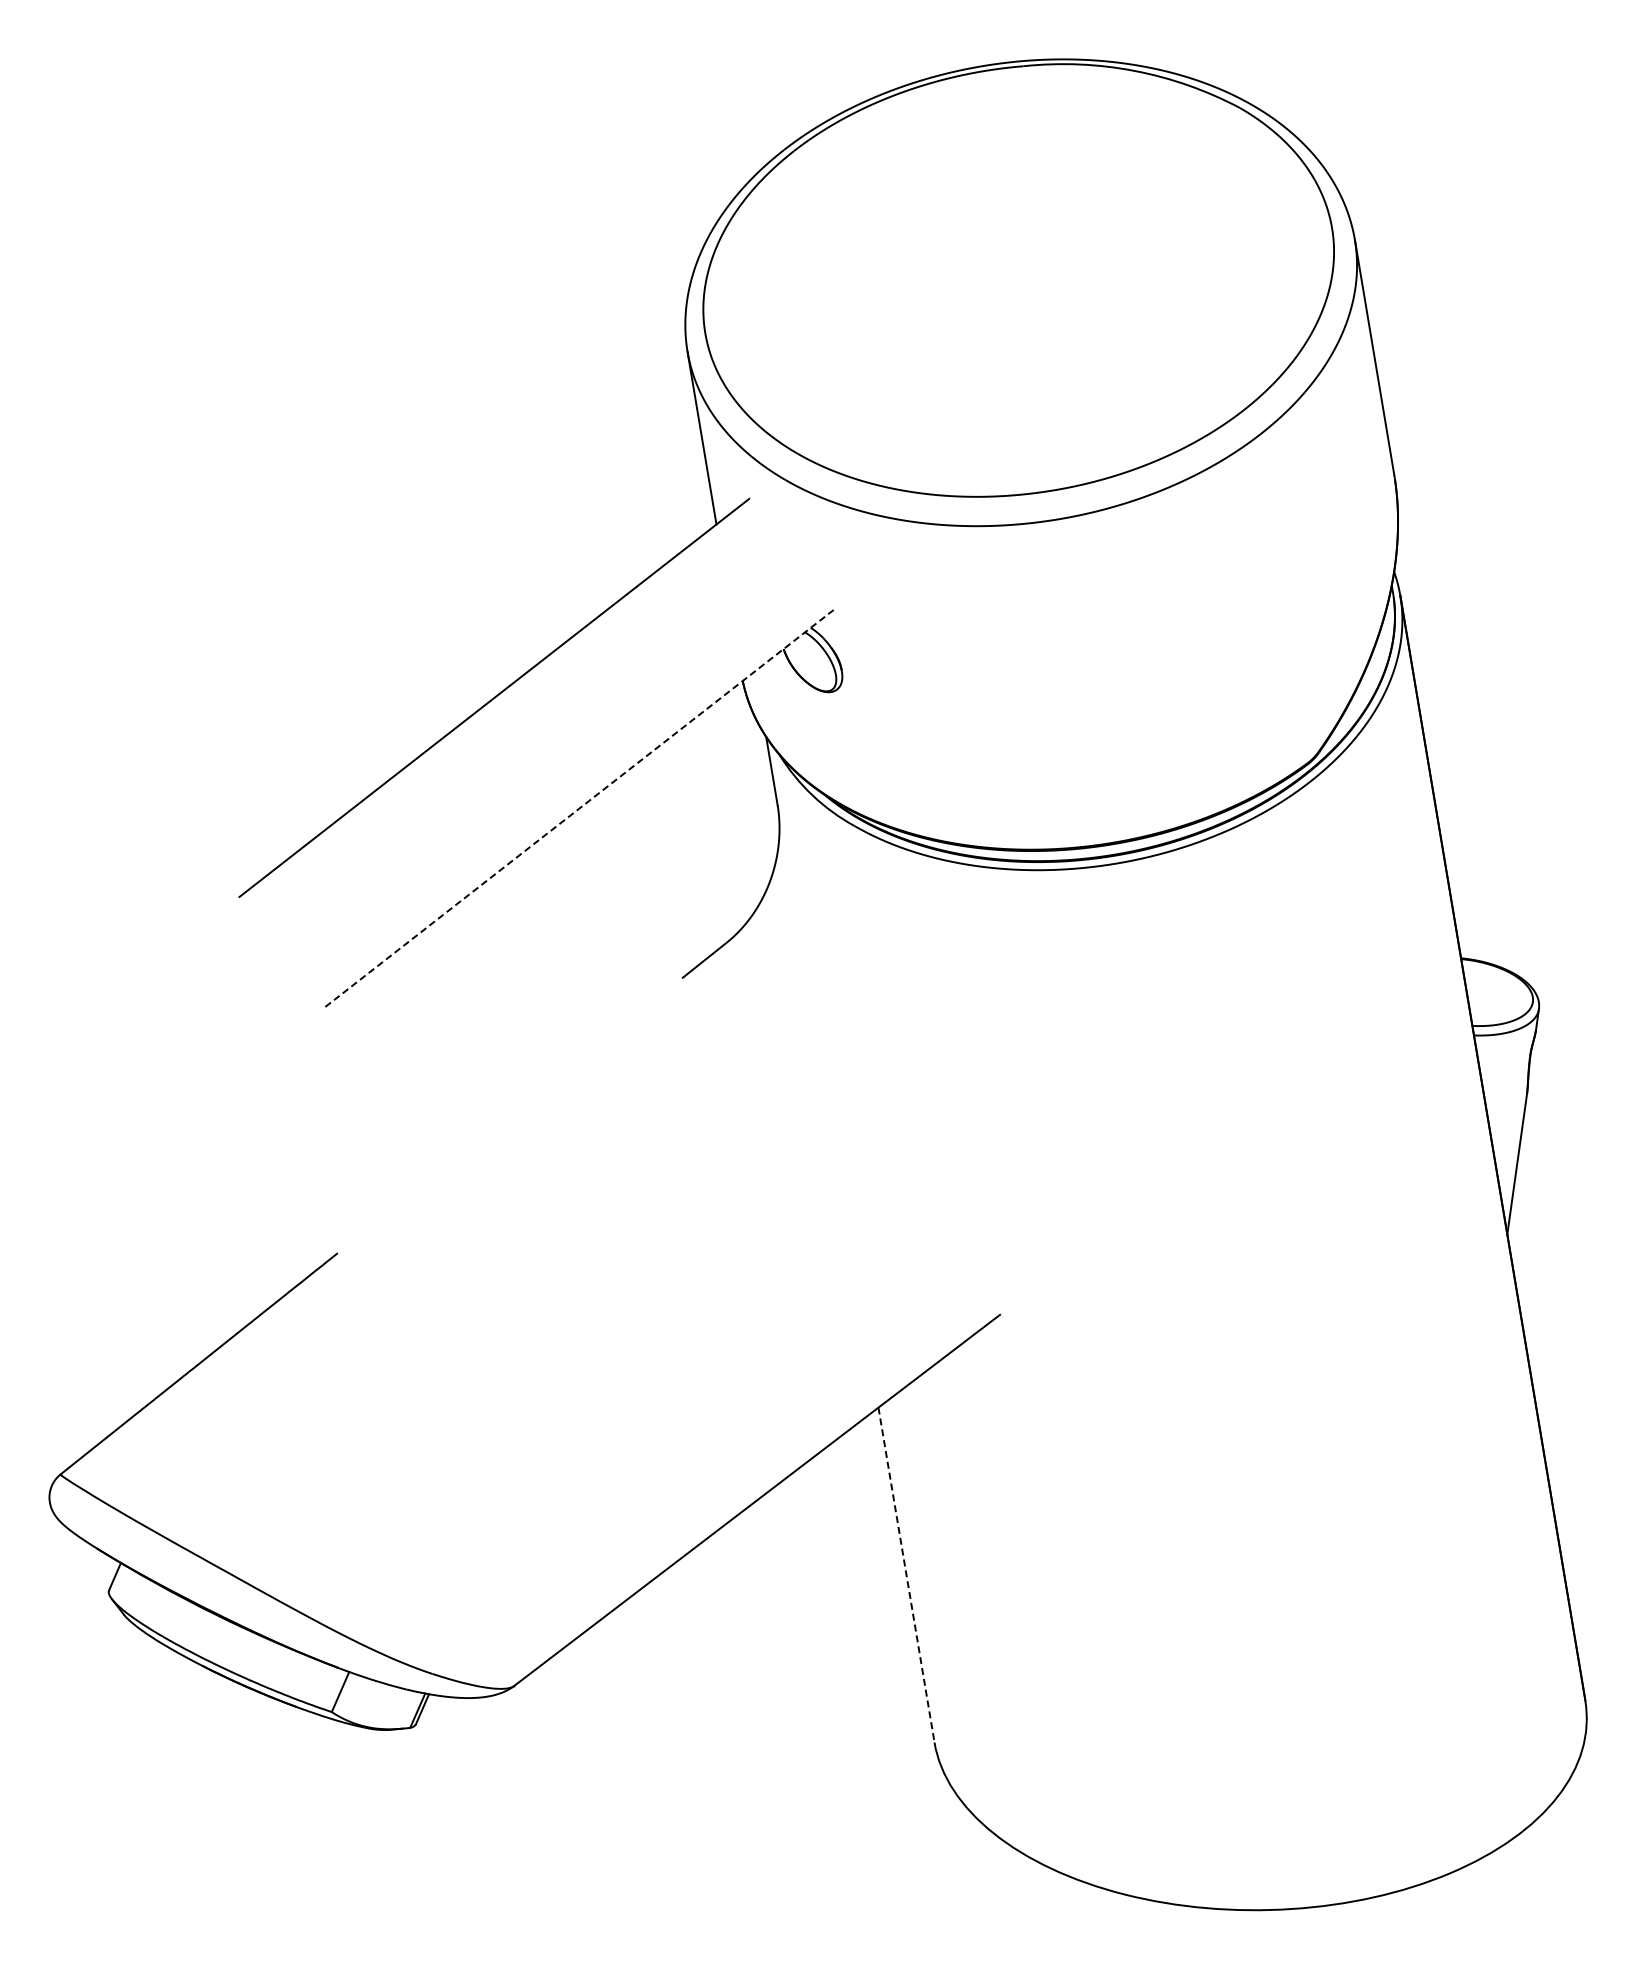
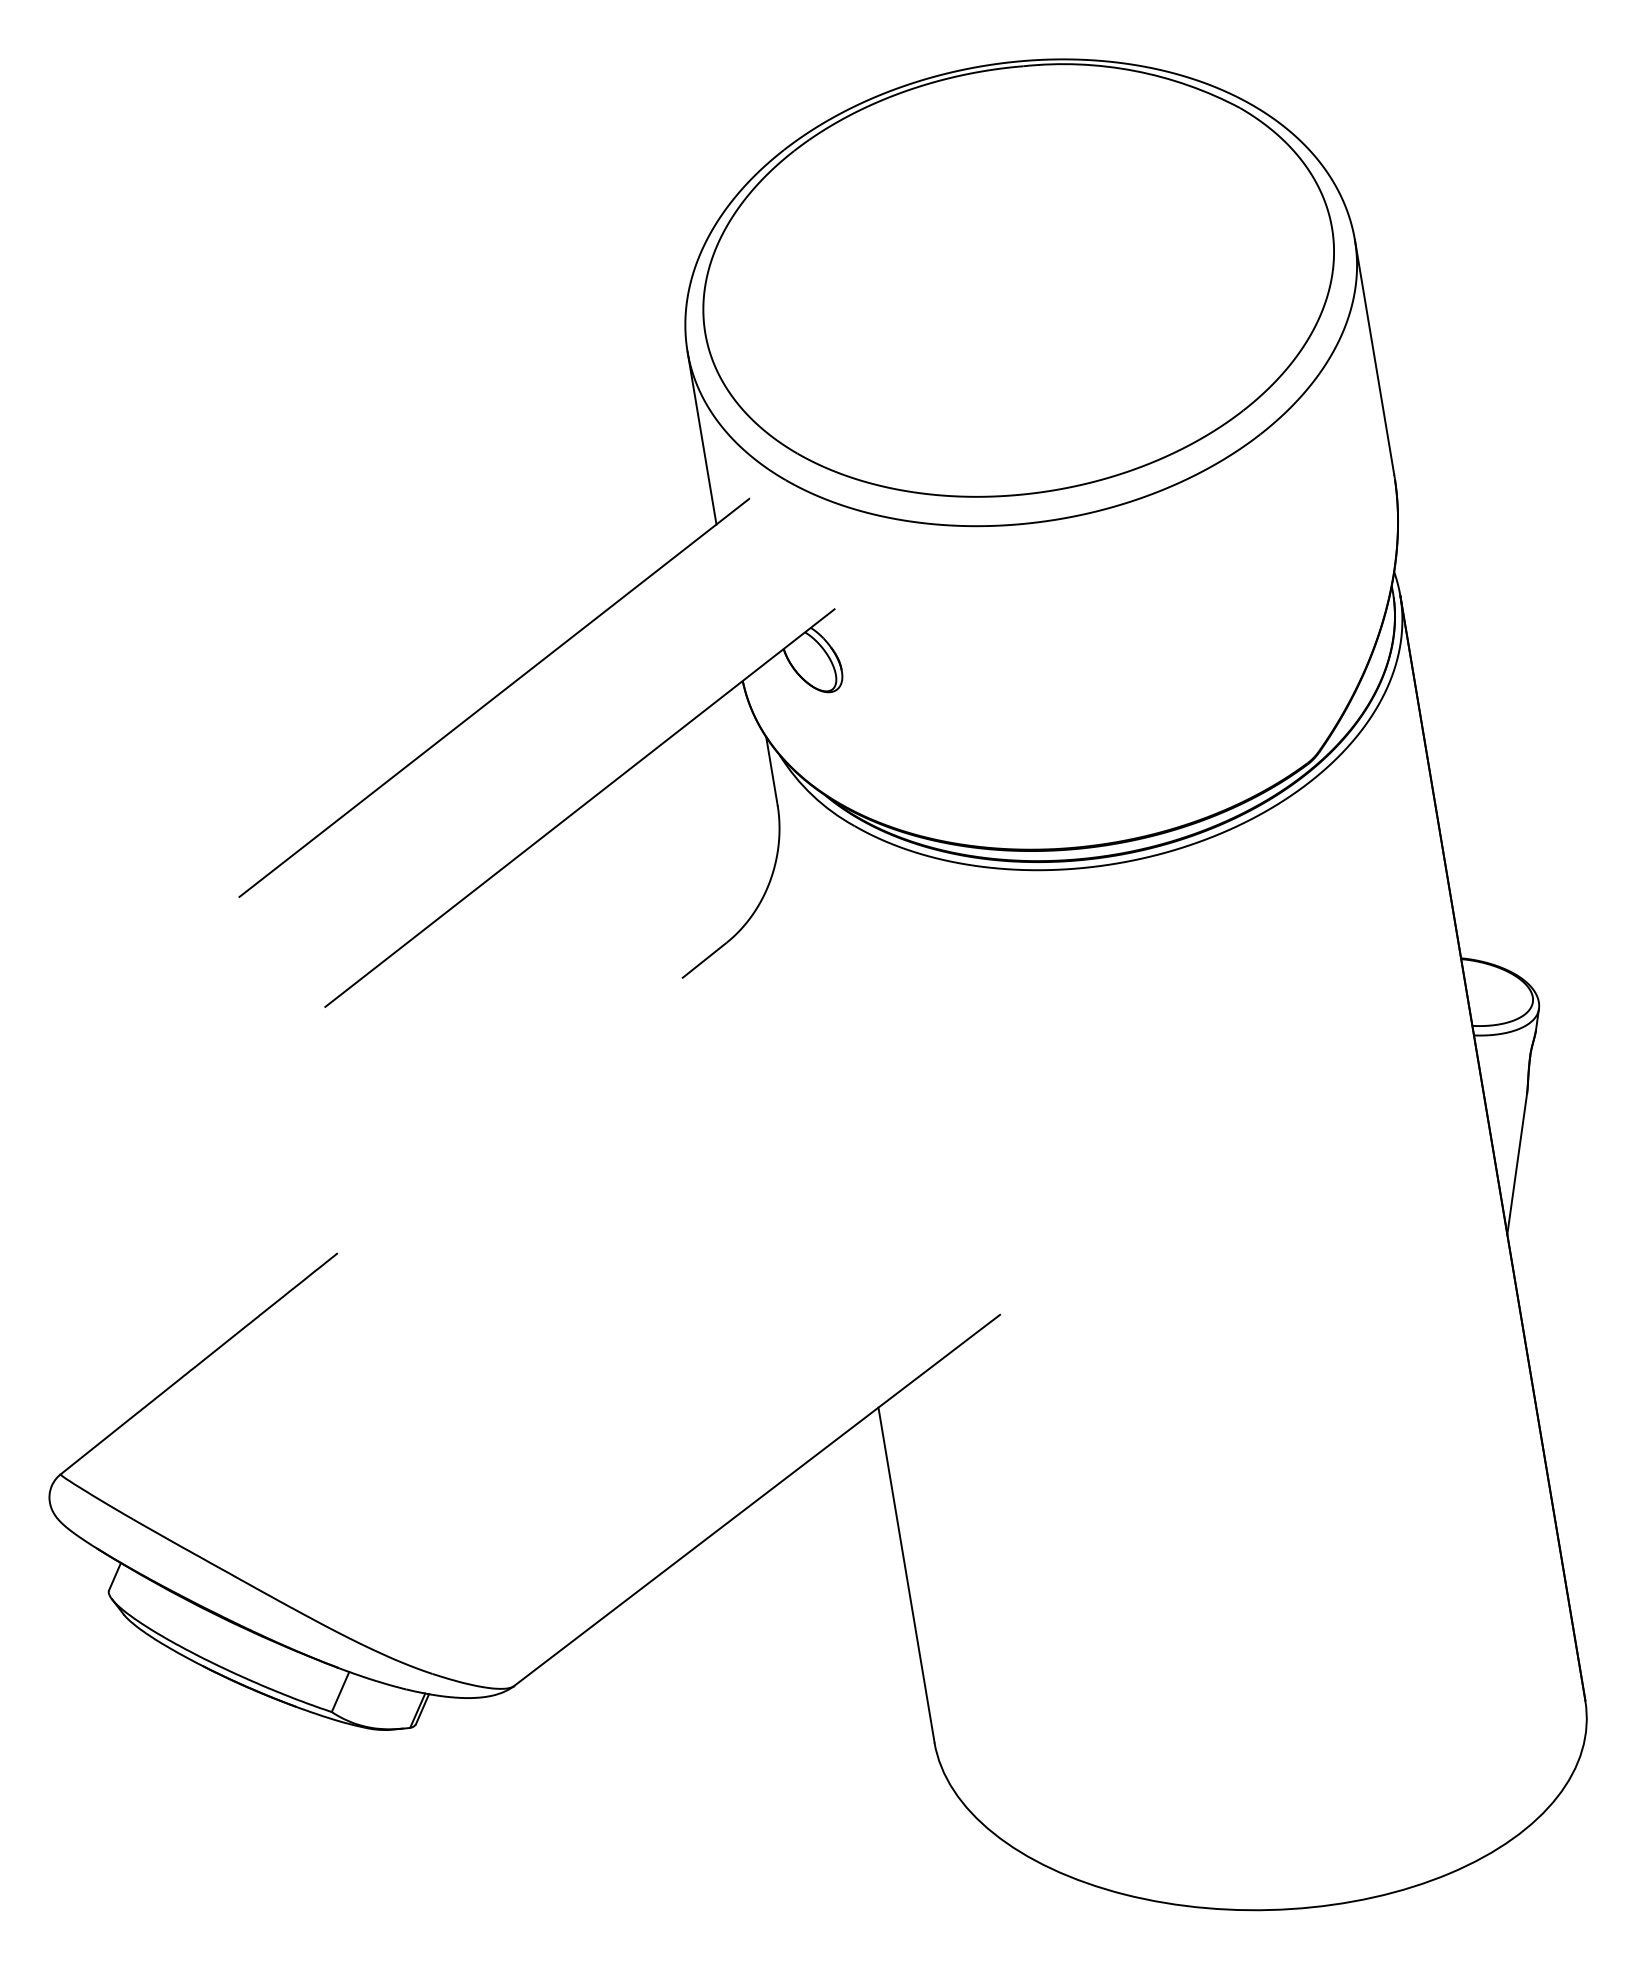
line: dashed -> solid (580, 807)
line: dashed -> solid (906, 1575)
